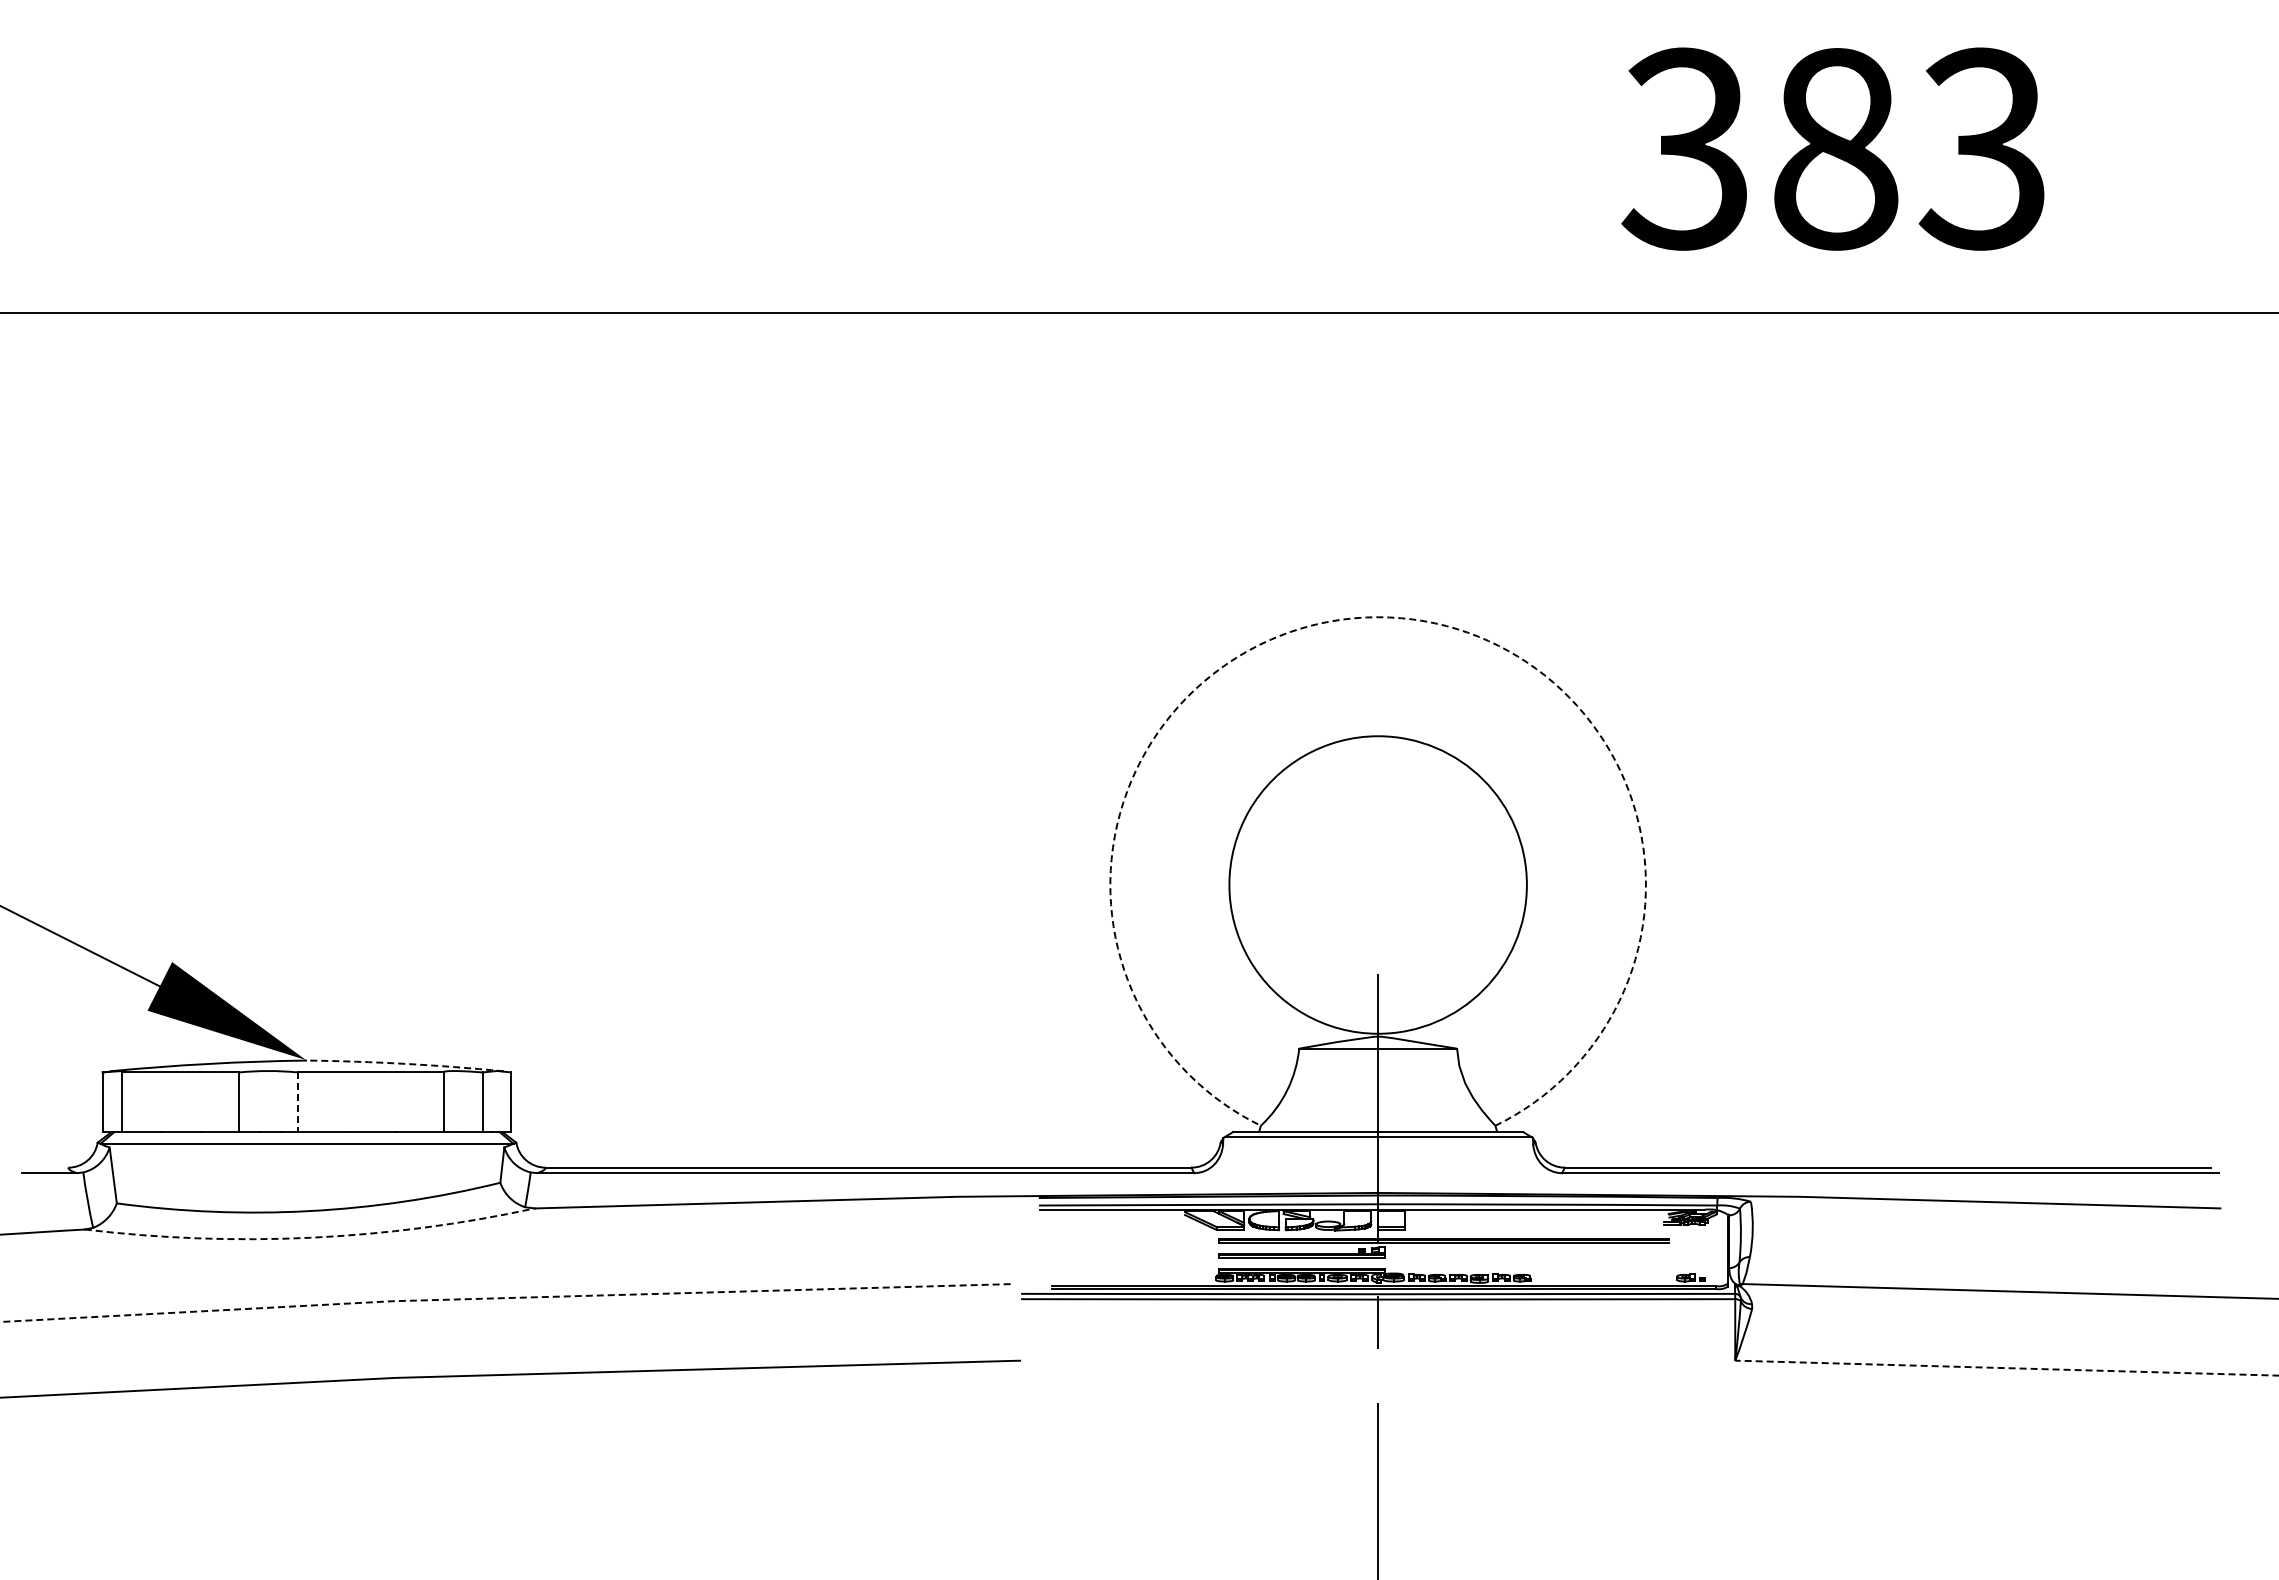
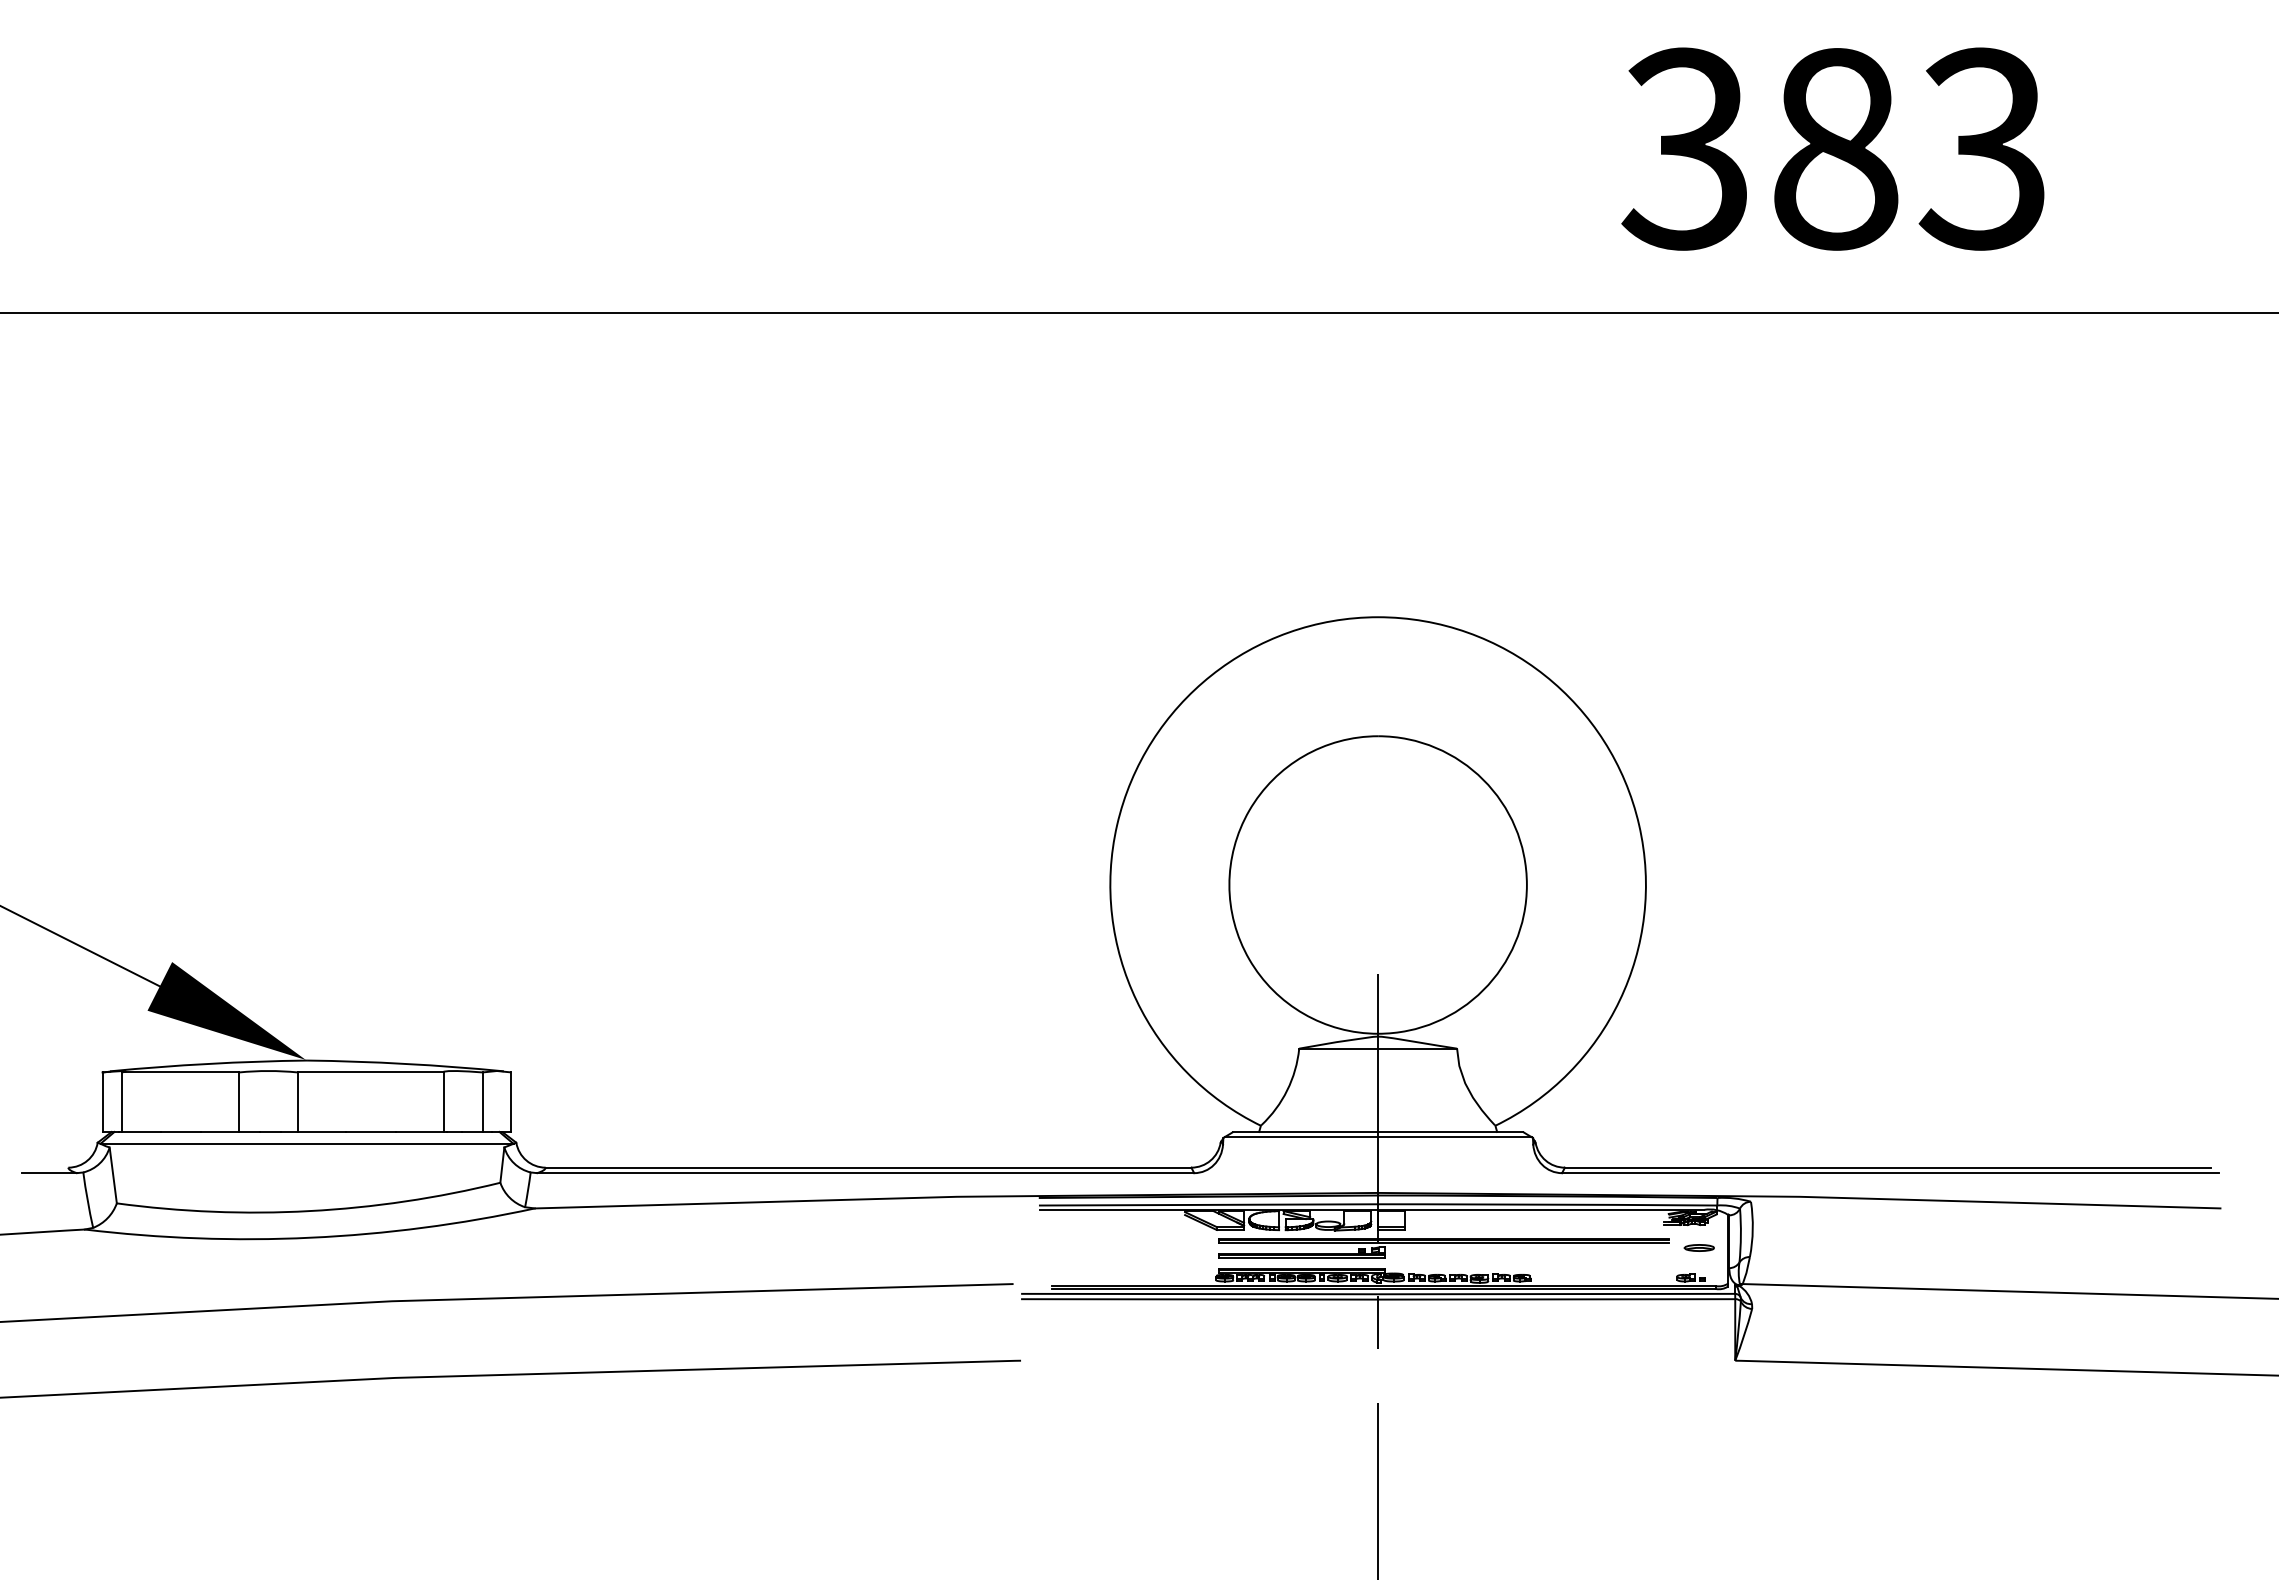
arc: dashed -> solid (1378, 617)
arc: dashed -> solid (405, 1063)
line: dashed -> solid (297, 1102)
arc: dashed -> solid (310, 1237)
part: none -> present (1698, 1247)
line: dashed -> solid (506, 1298)
line: dashed -> solid (2005, 1368)
